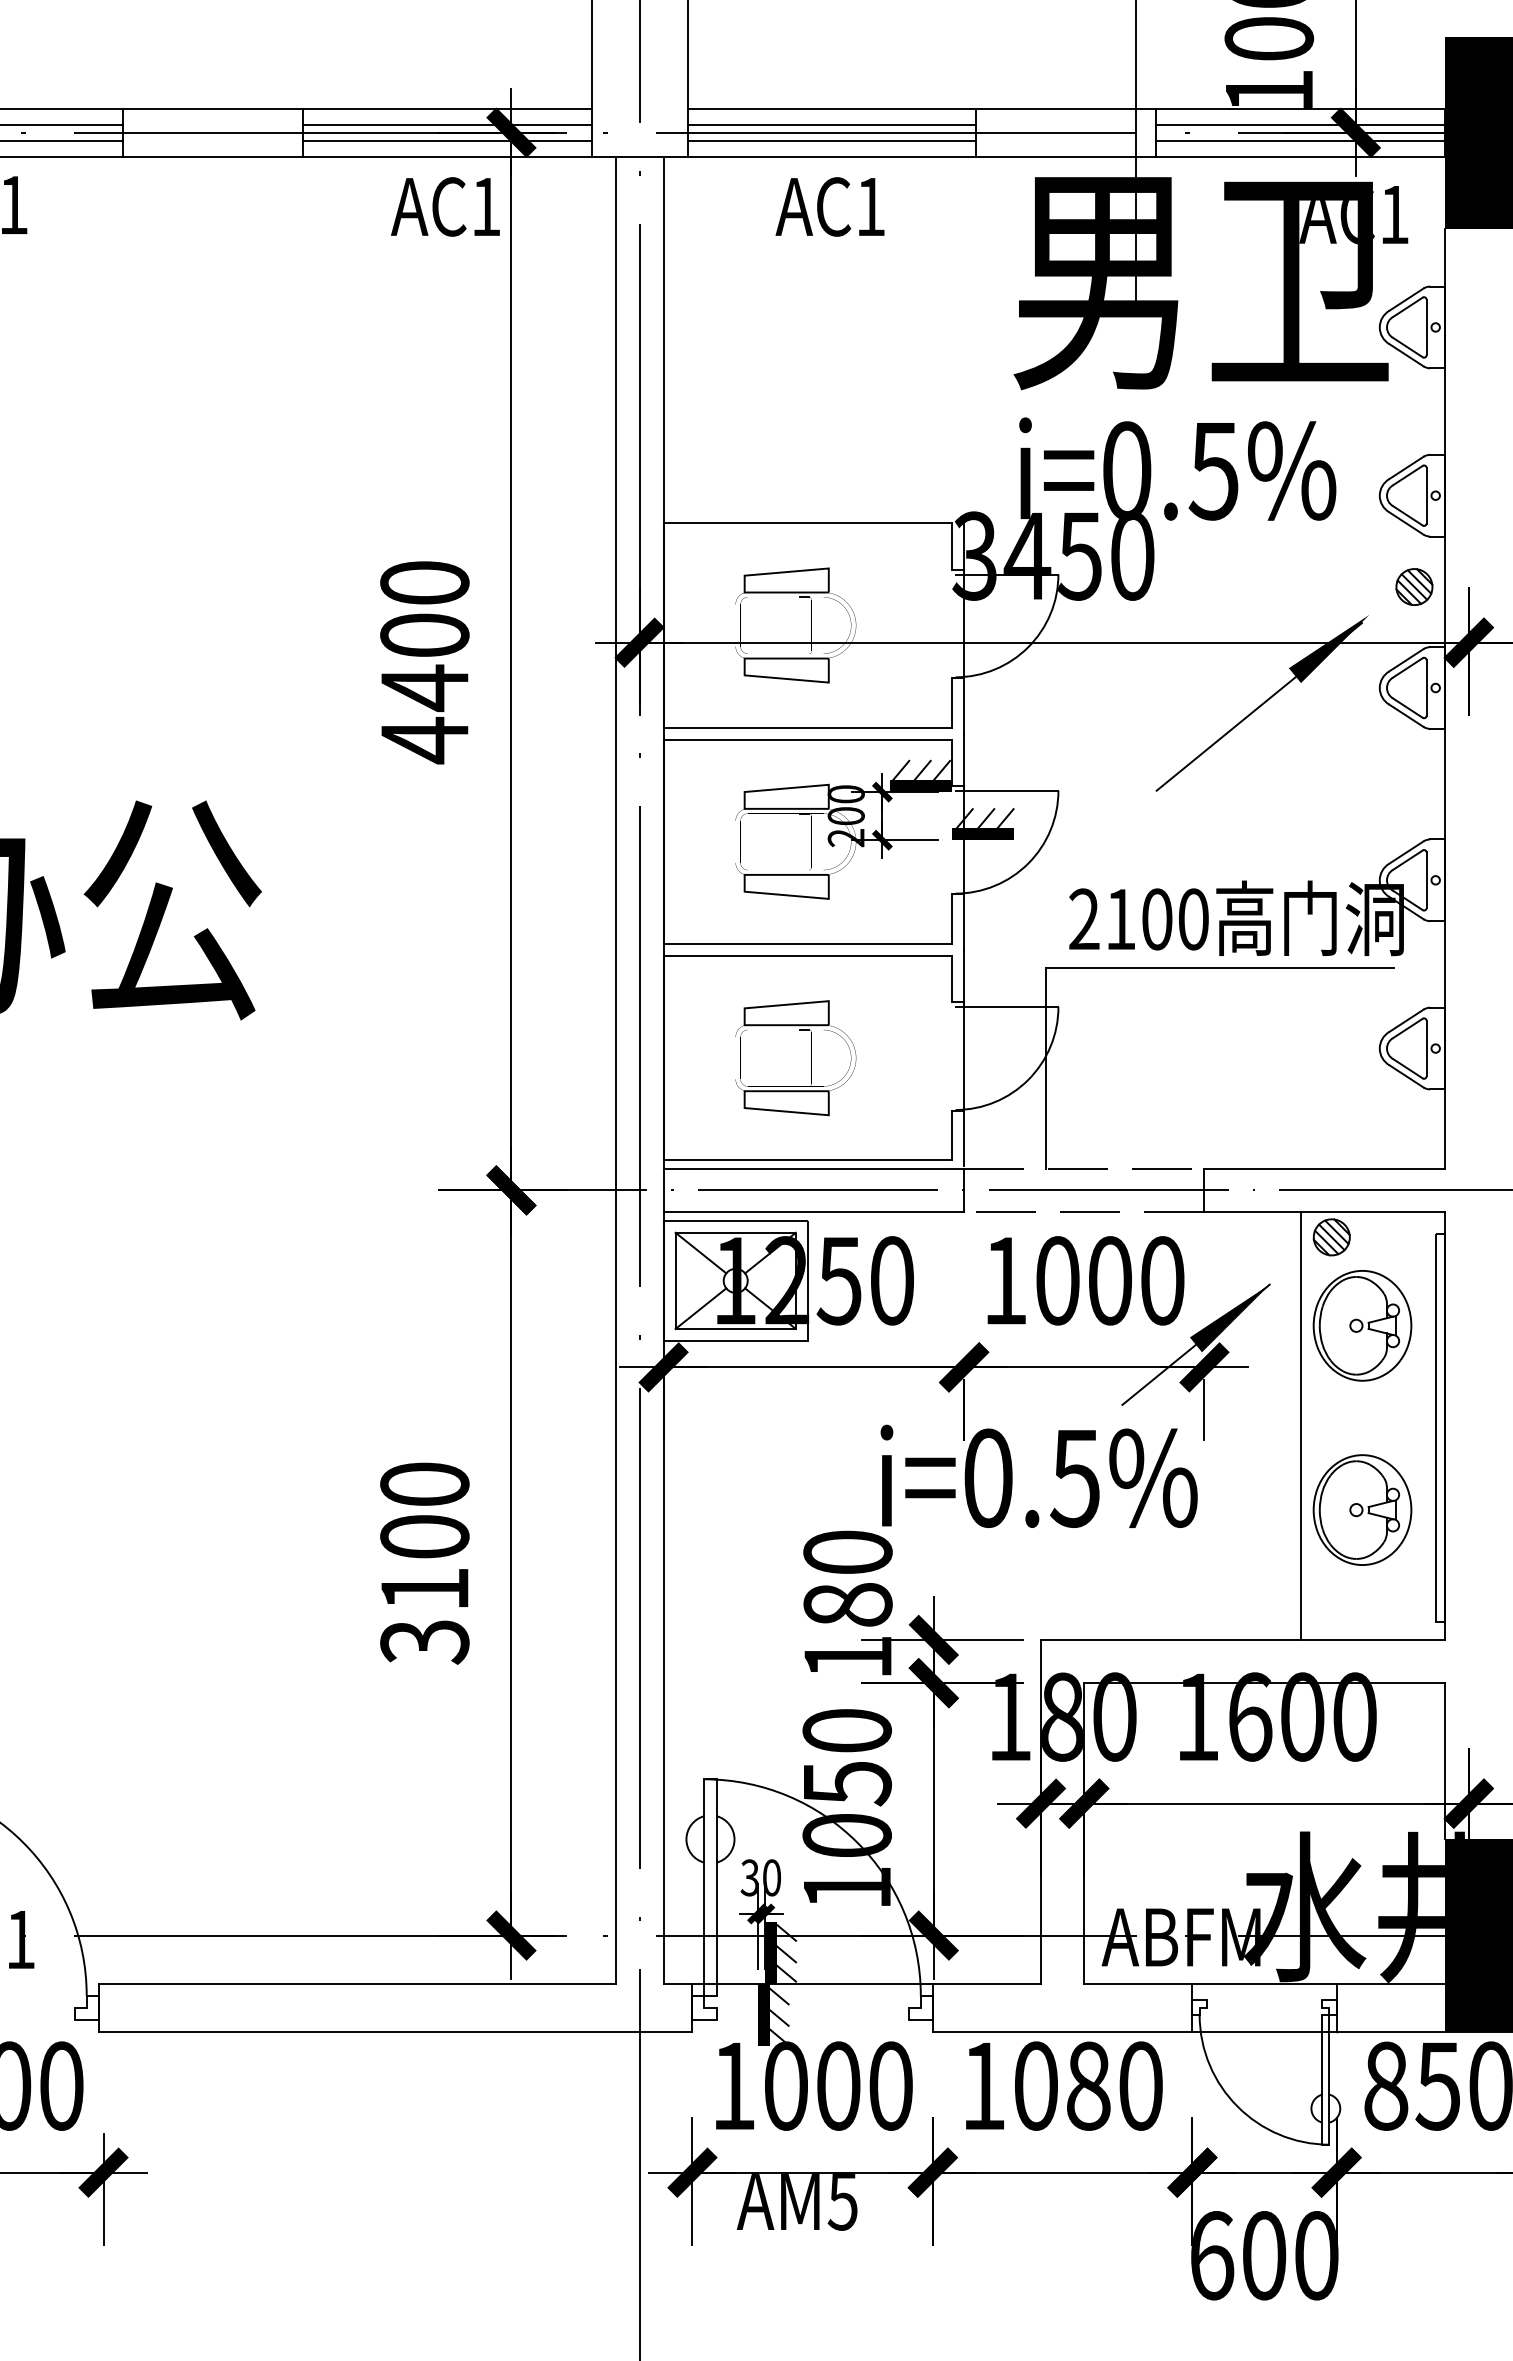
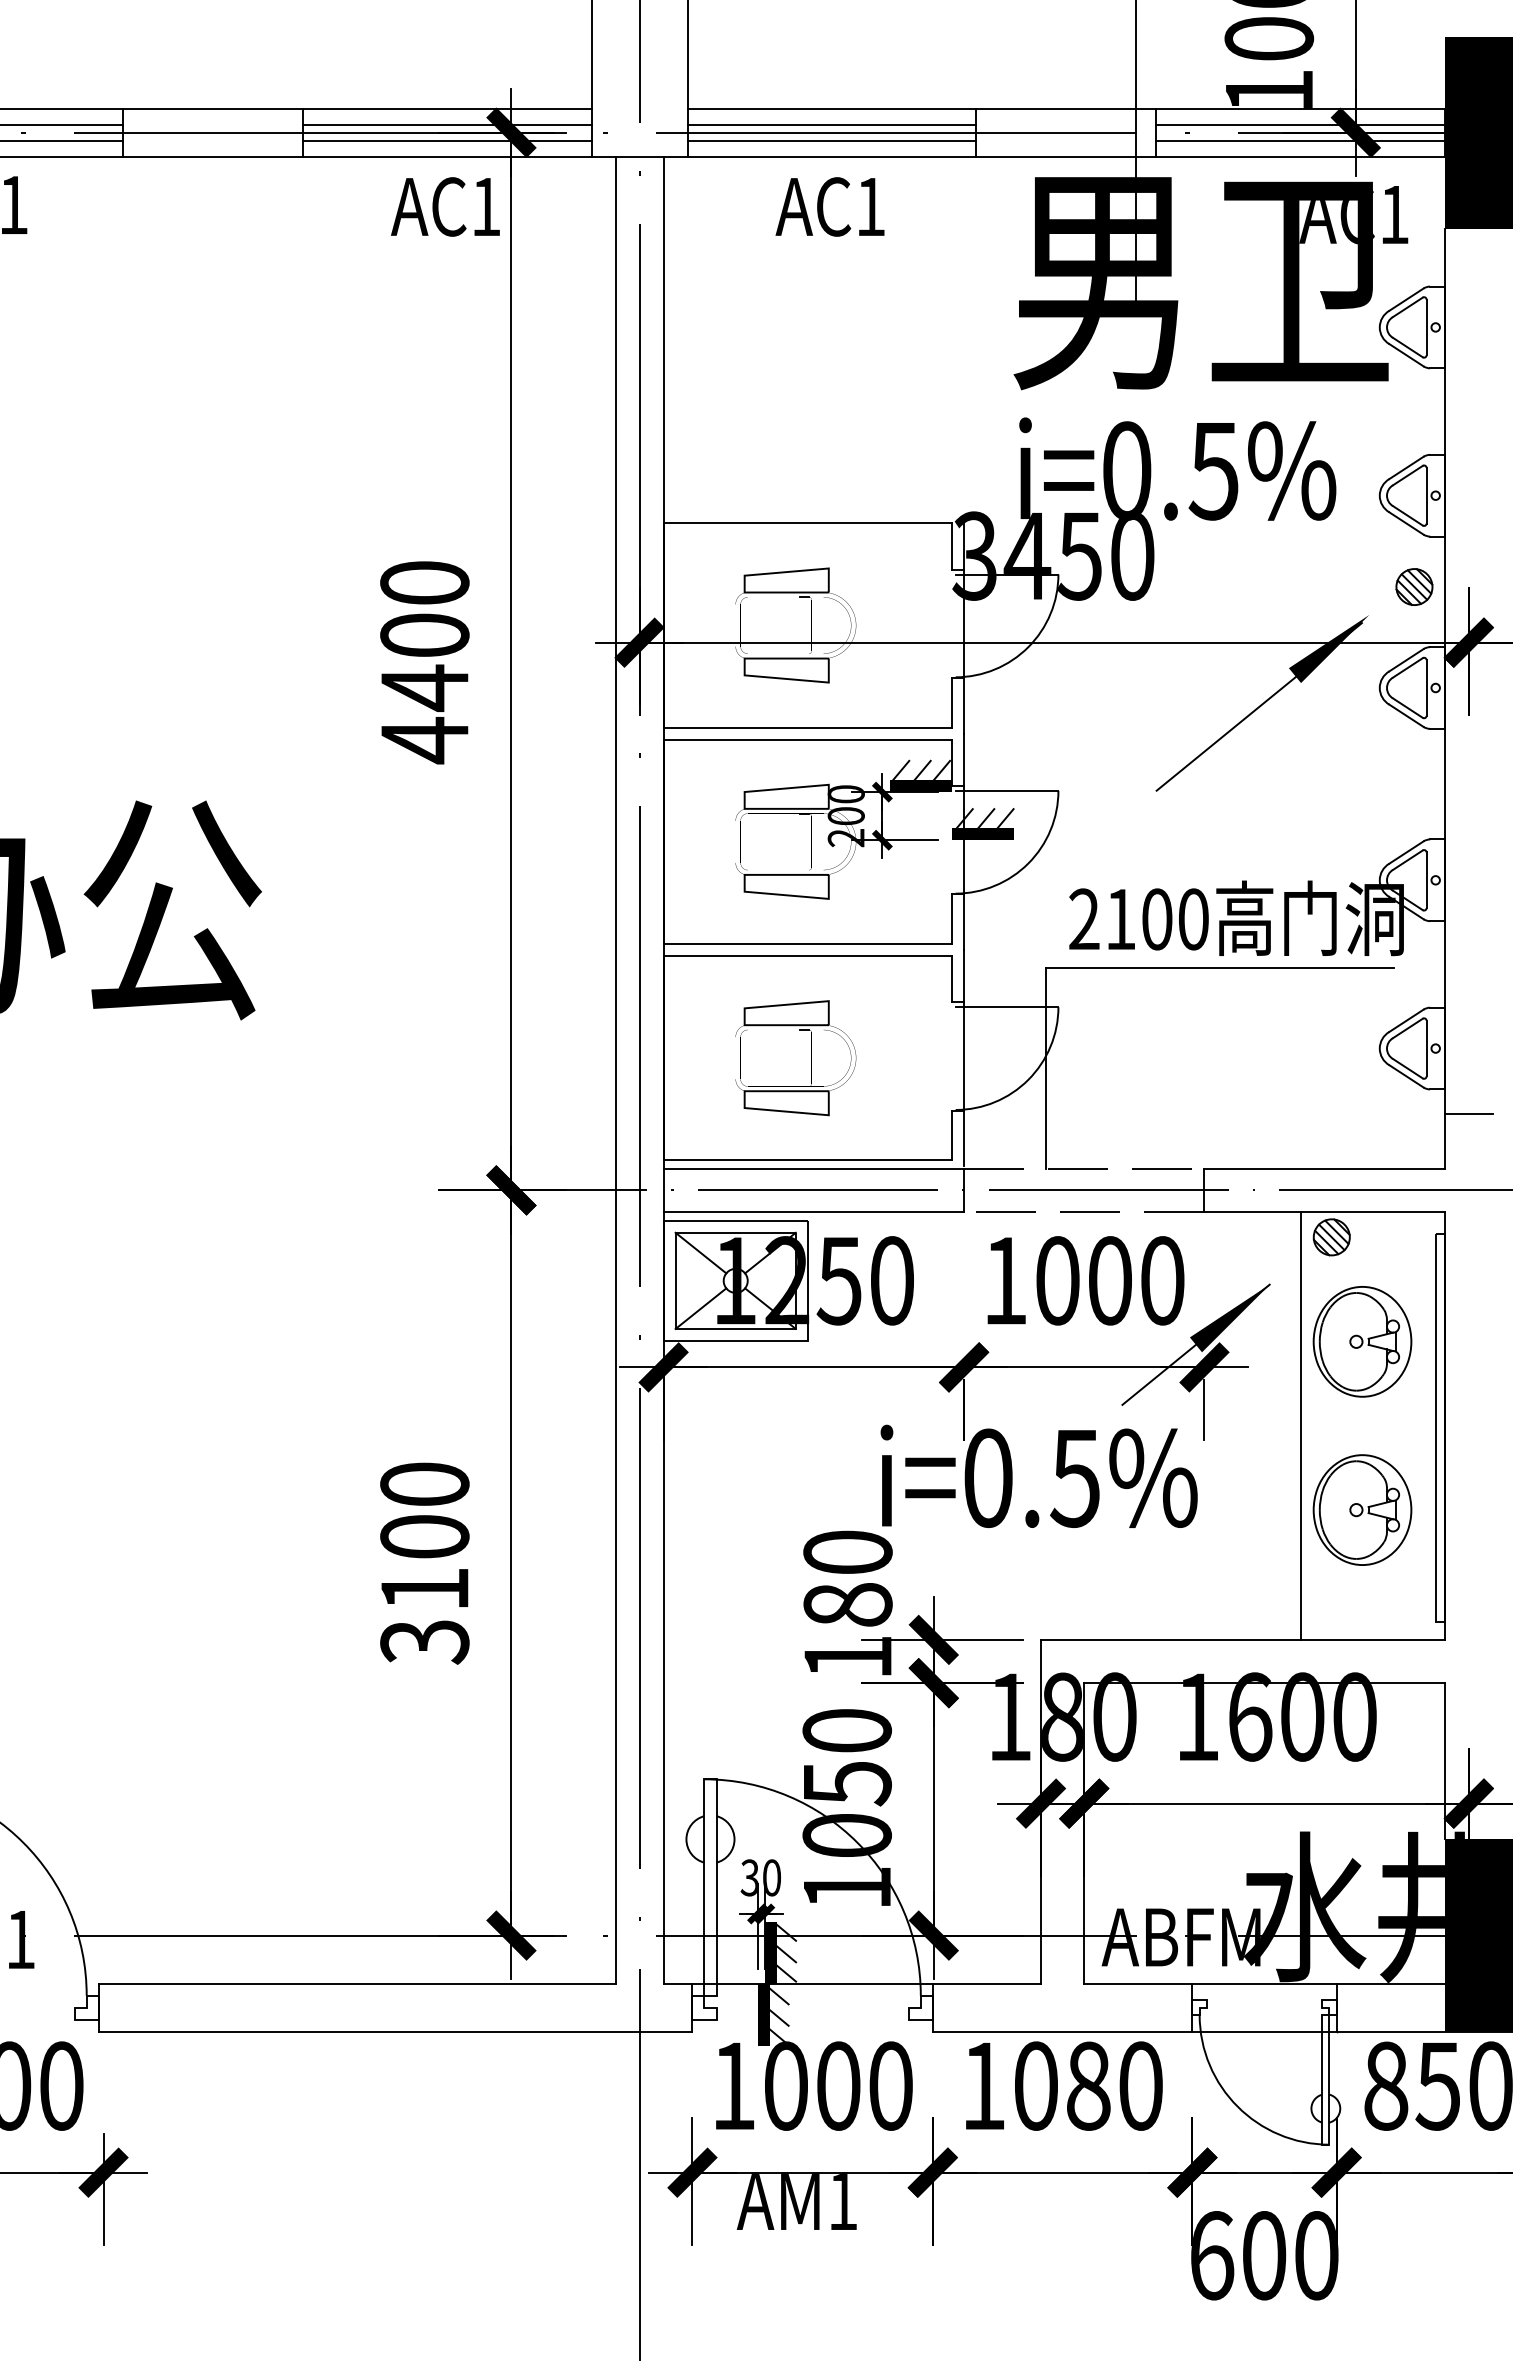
line: none -> present (1468, 1114)
part position: (1362, 1325) -> (1362, 1341) (1362, 1341)
text: AM5 -> AM1 (842, 2202)
